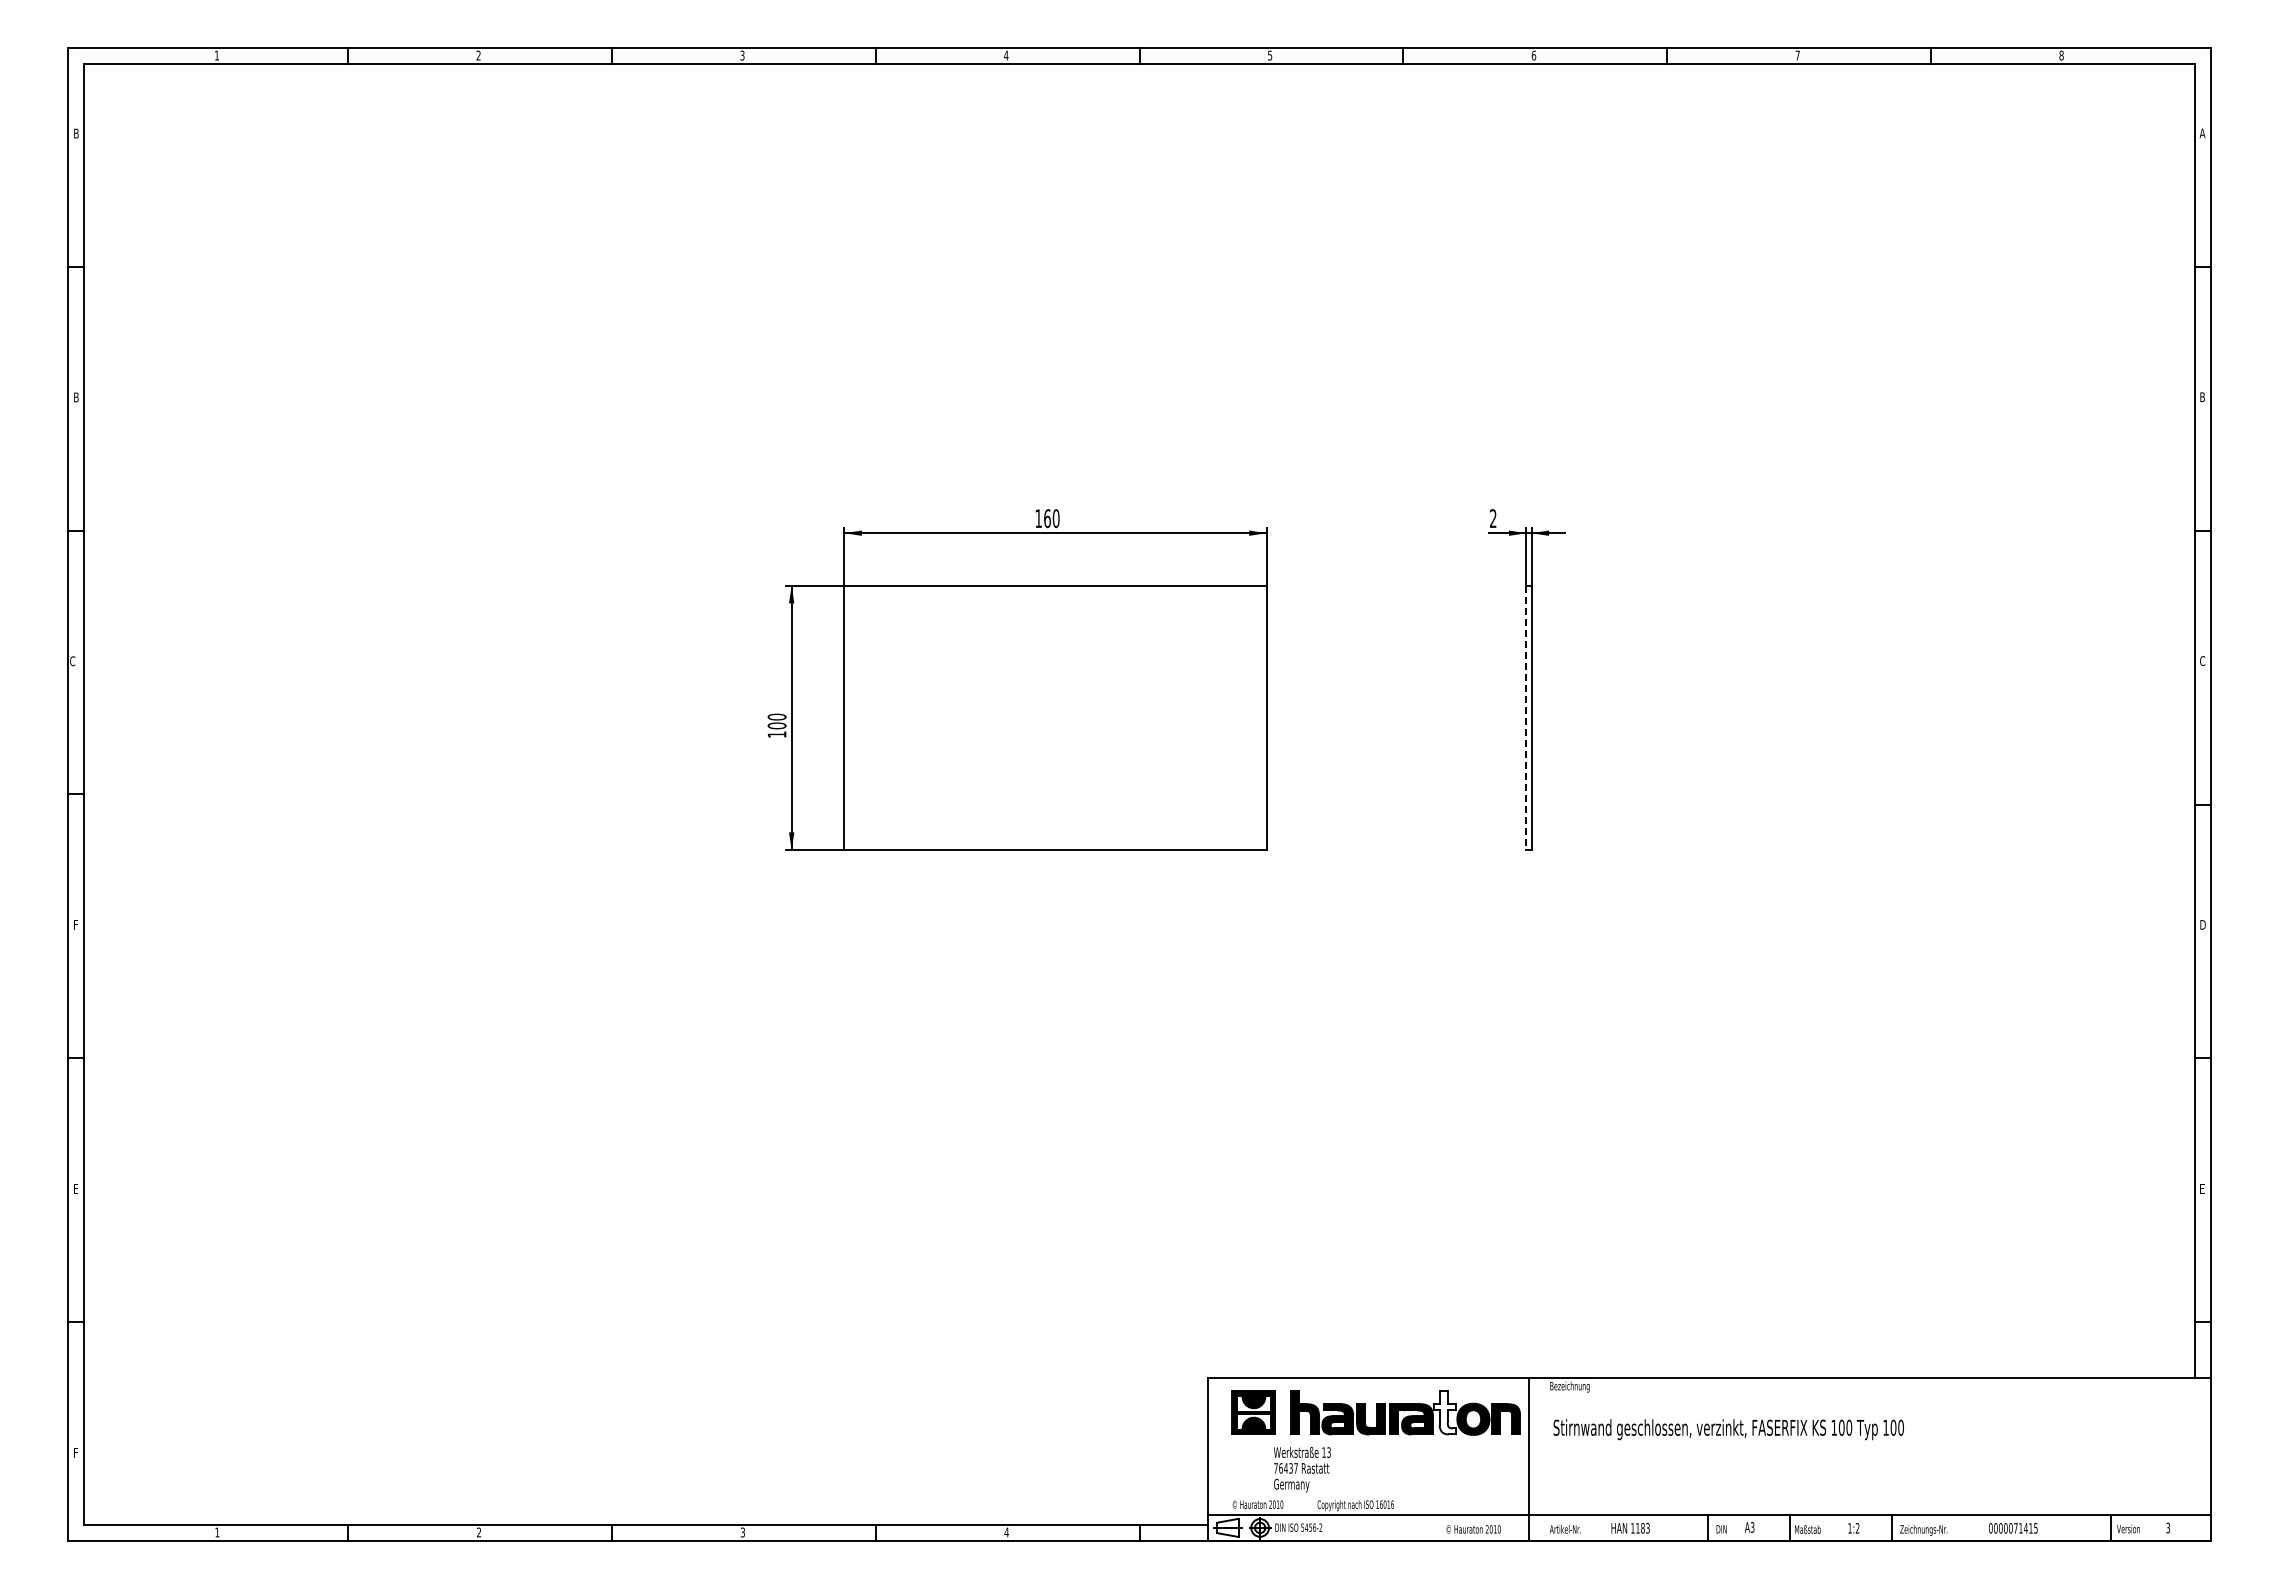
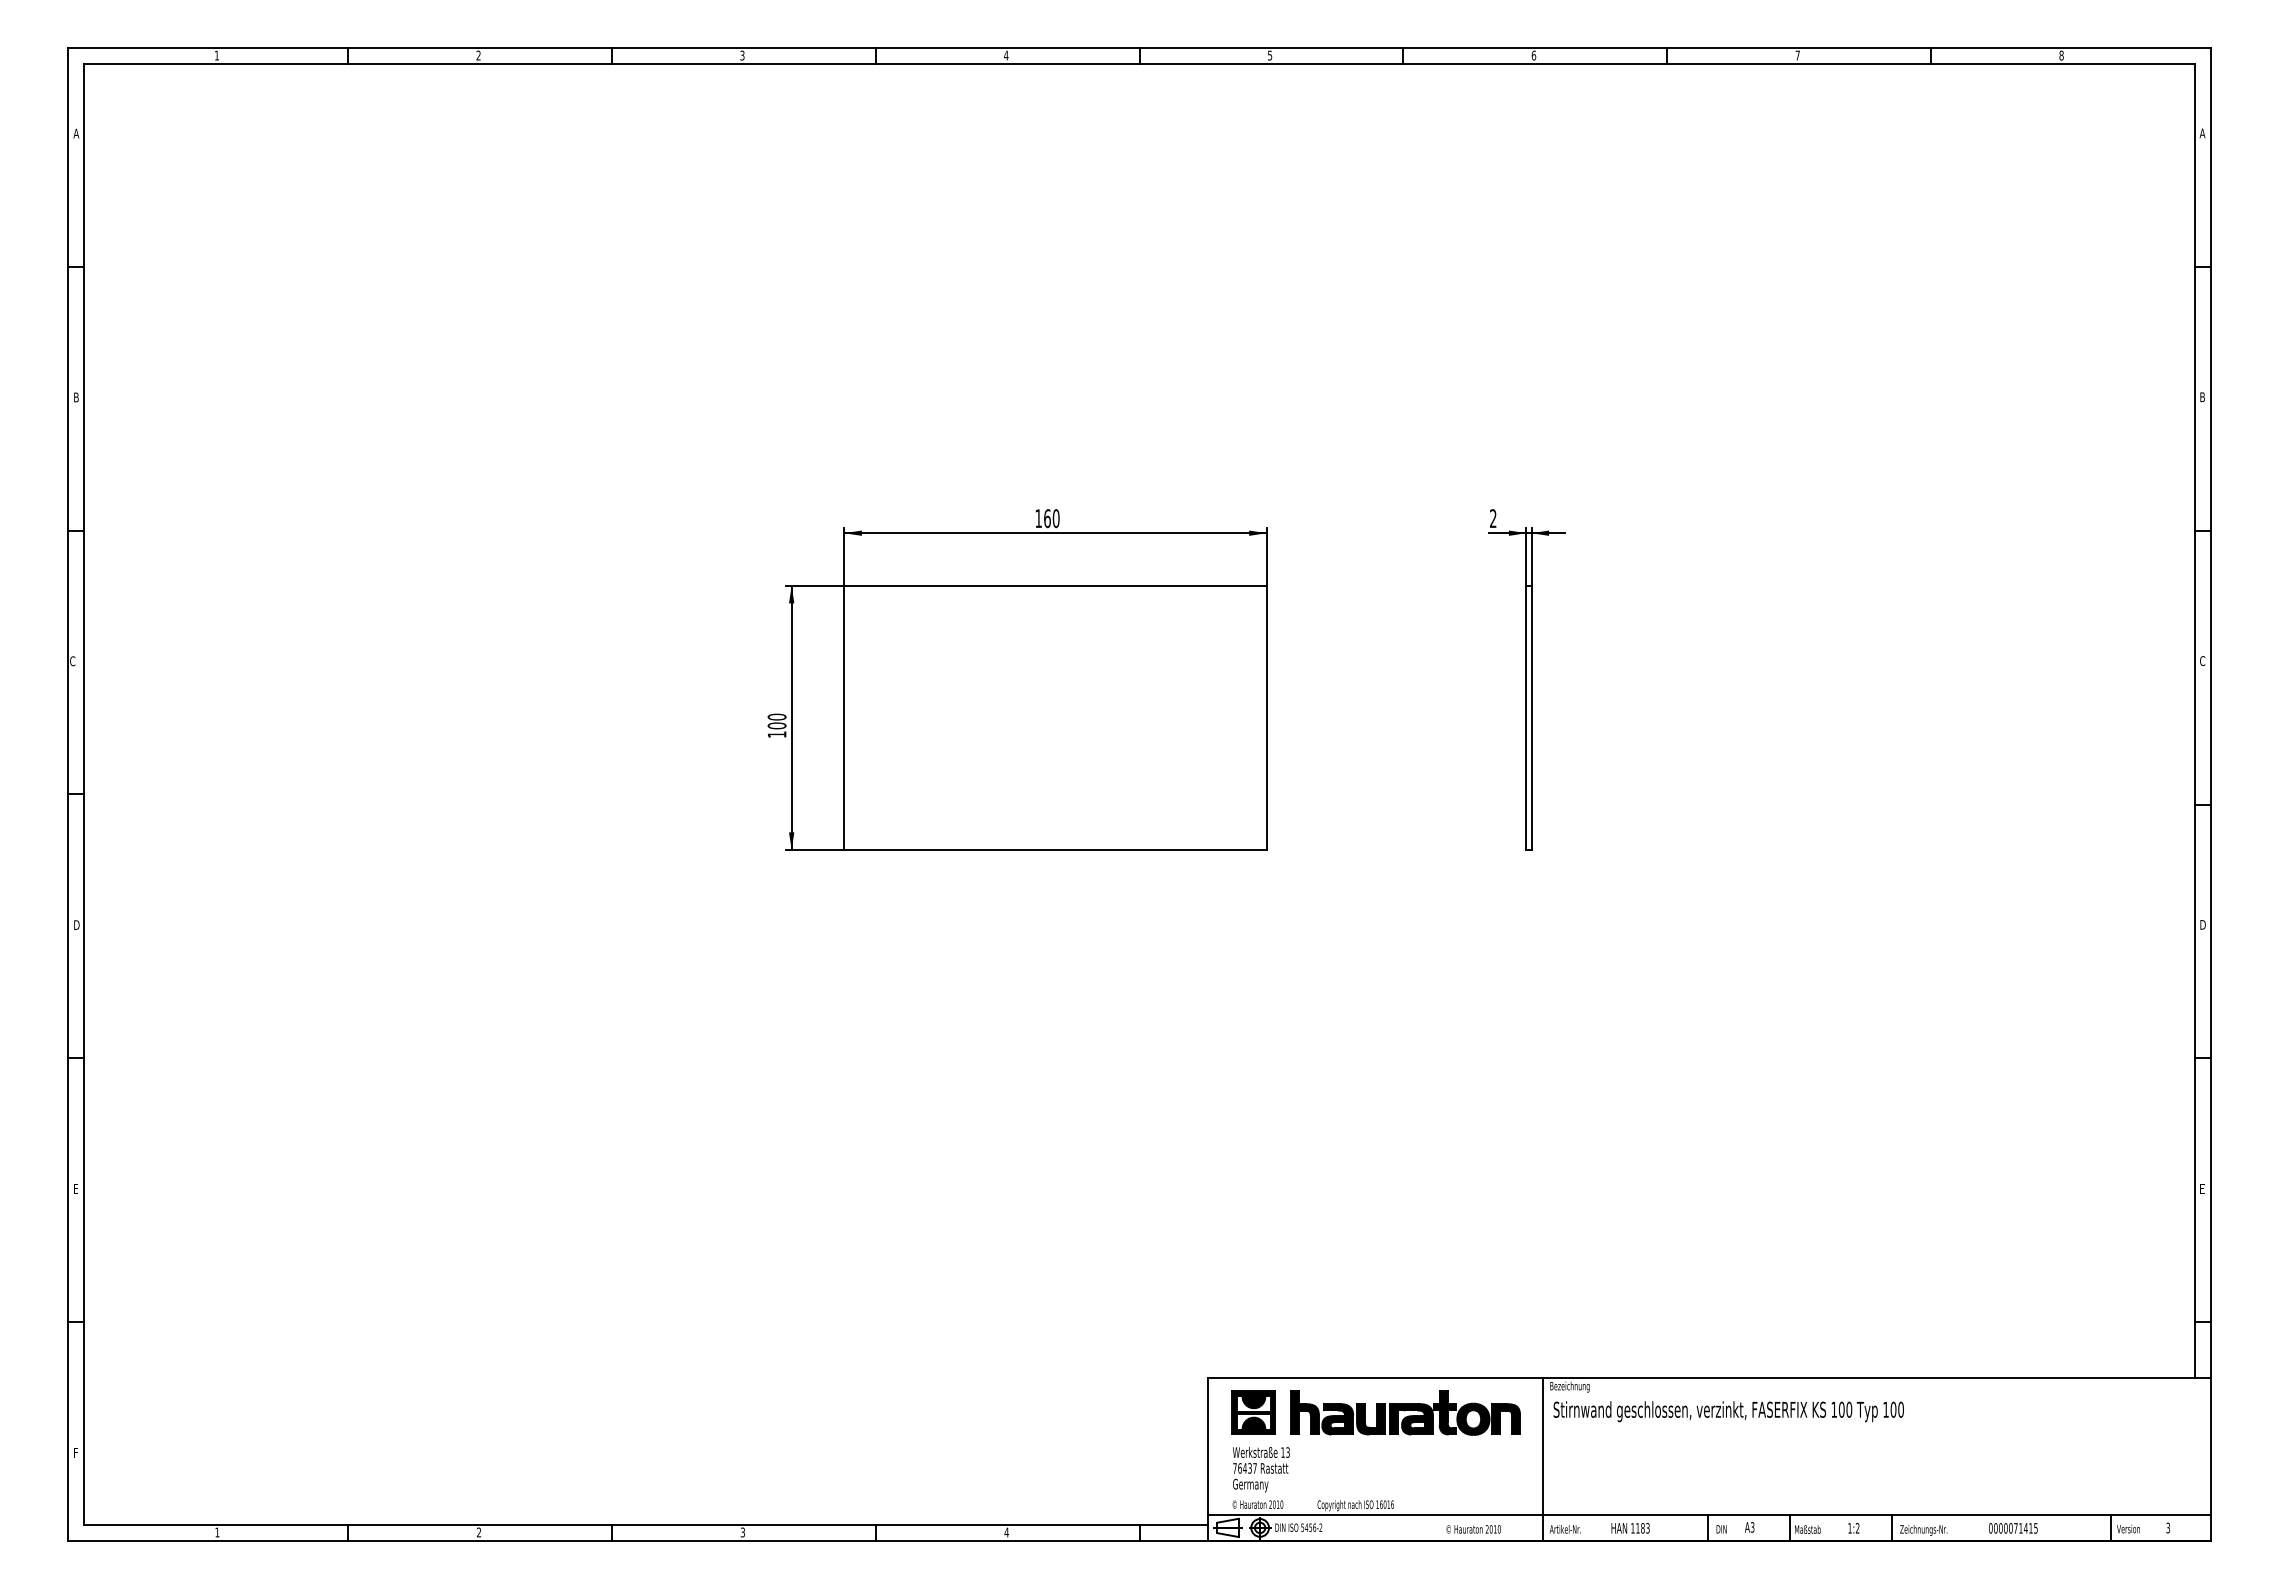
text: B -> A (76, 133)
line: dashed -> solid (1526, 717)
text: F -> D (76, 924)
fill: none -> present (1445, 1412)
text position: (1728, 1429) -> (1728, 1411) (1728, 1411)
line position: (1529, 1459) -> (1543, 1459) (1543, 1459)
text position: (1302, 1469) -> (1261, 1469) (1261, 1469)
